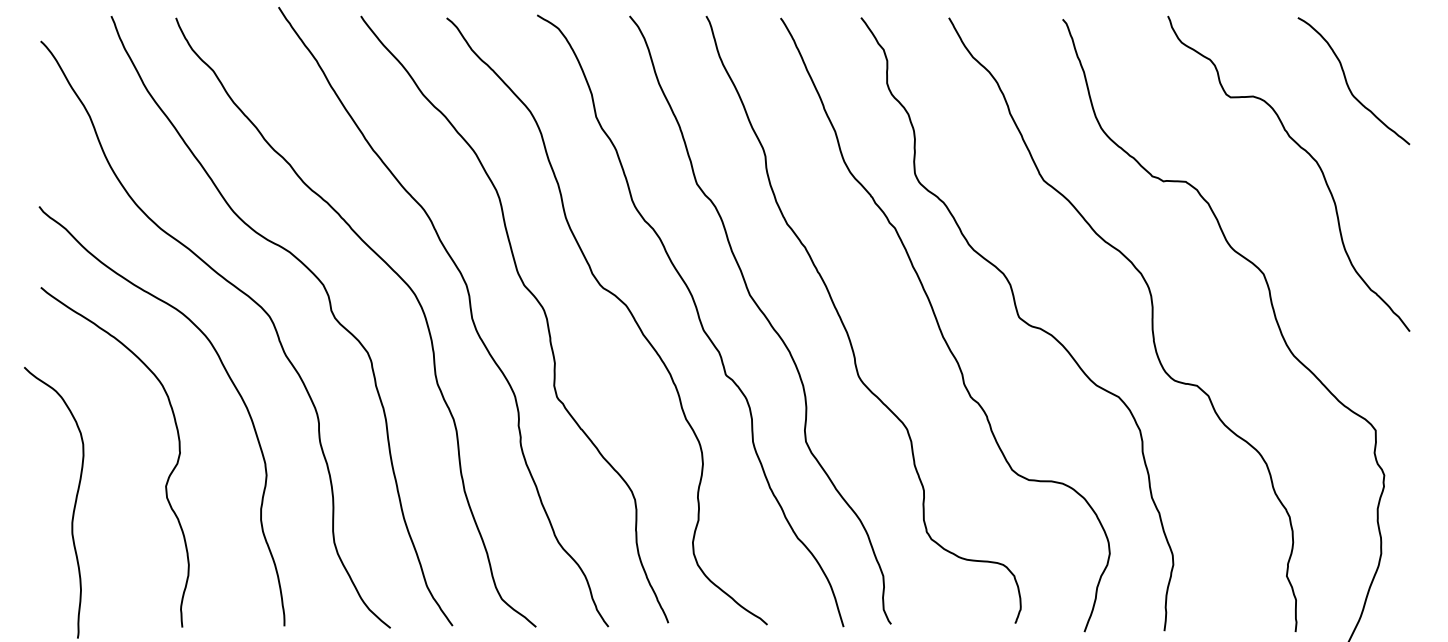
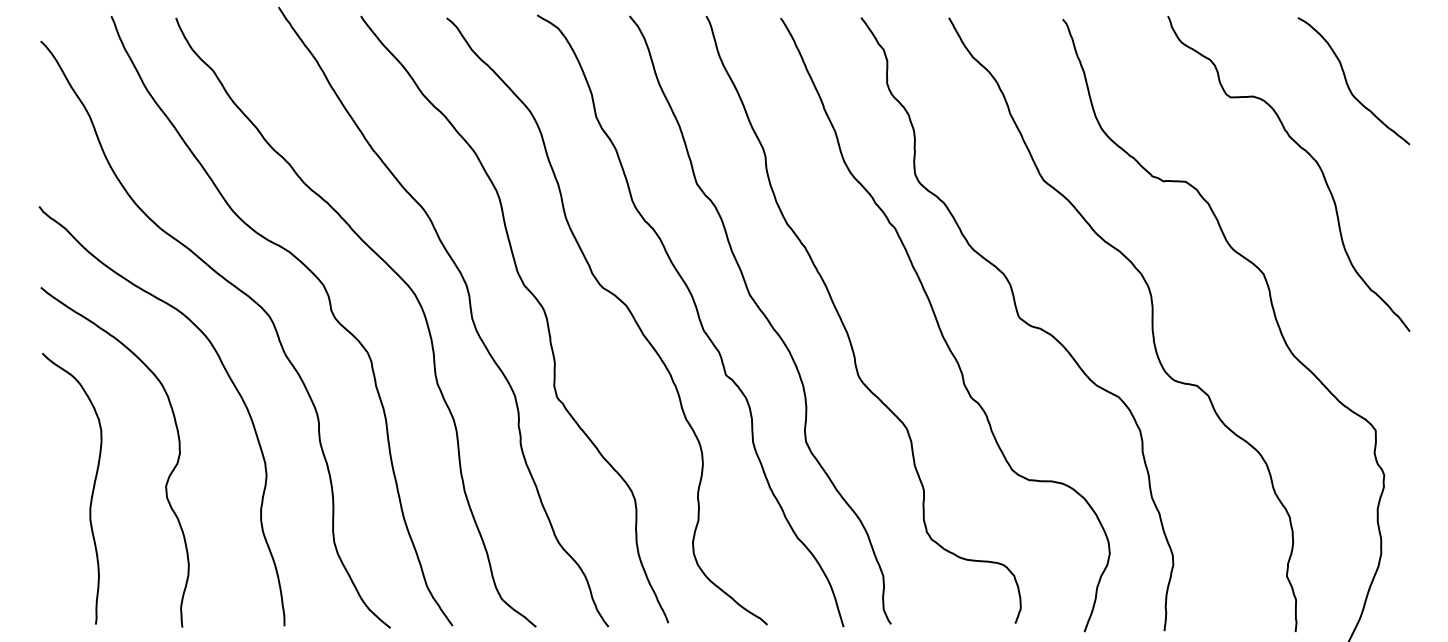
curve position: (73, 507) -> (91, 493) (91, 493)
